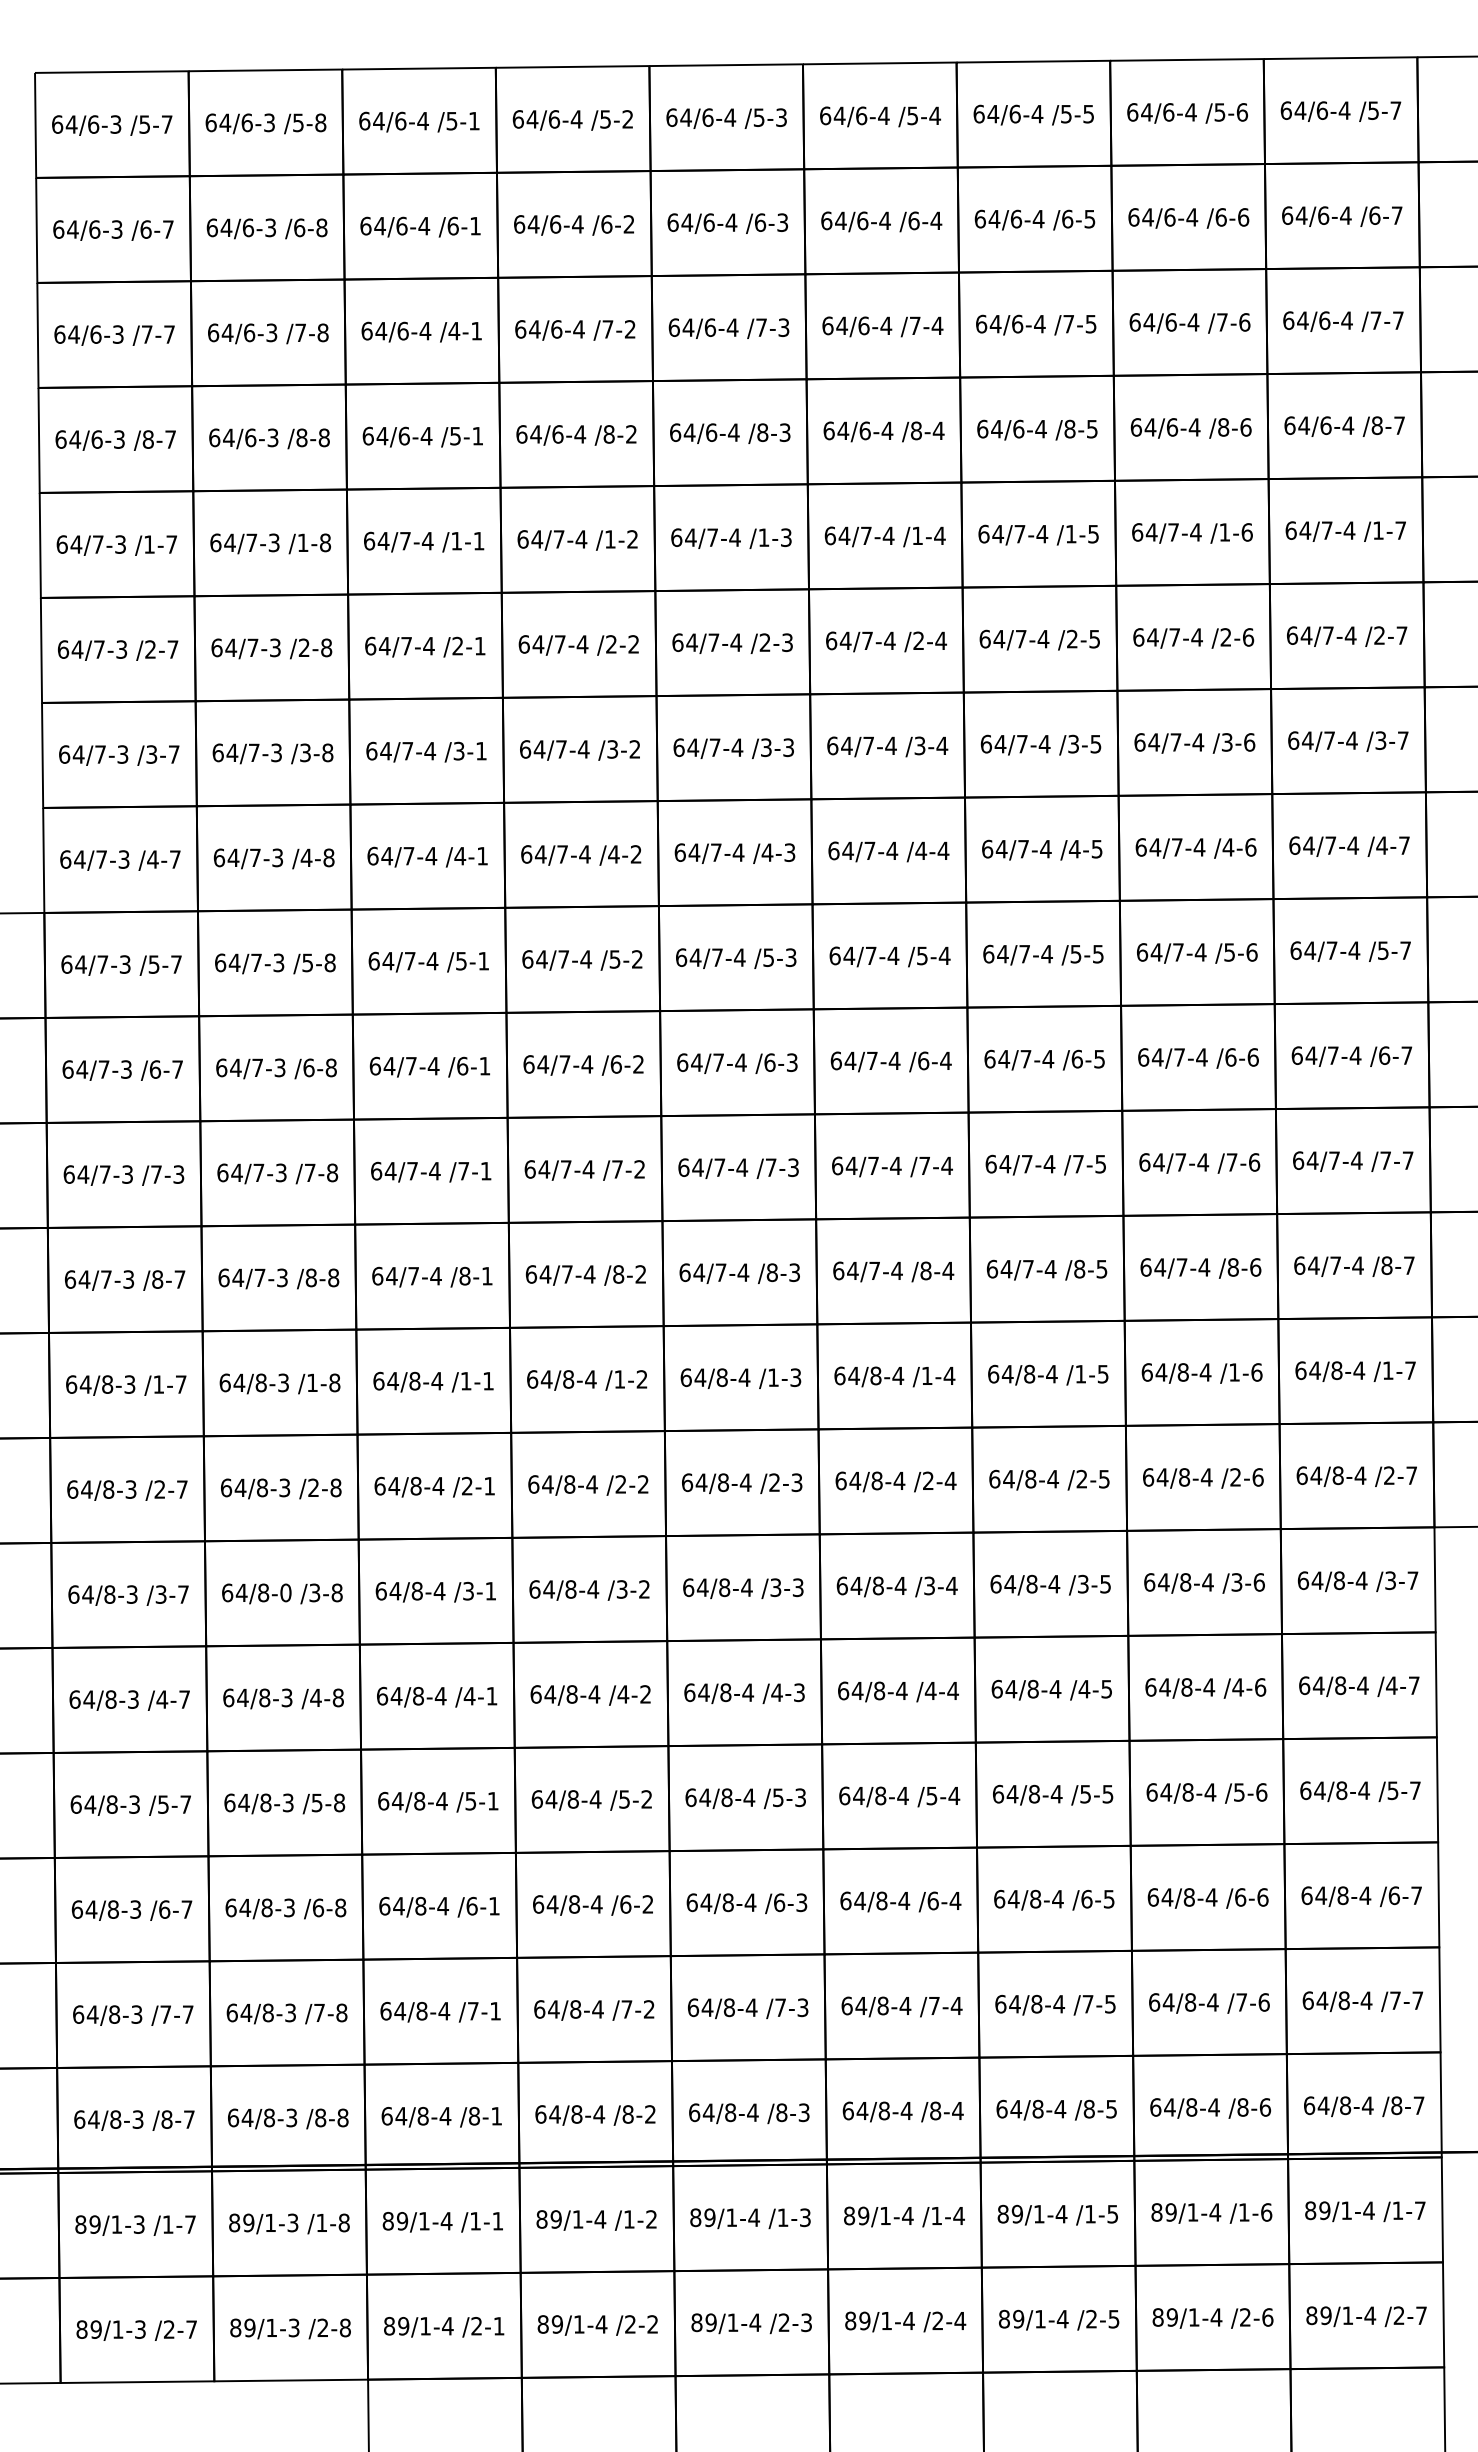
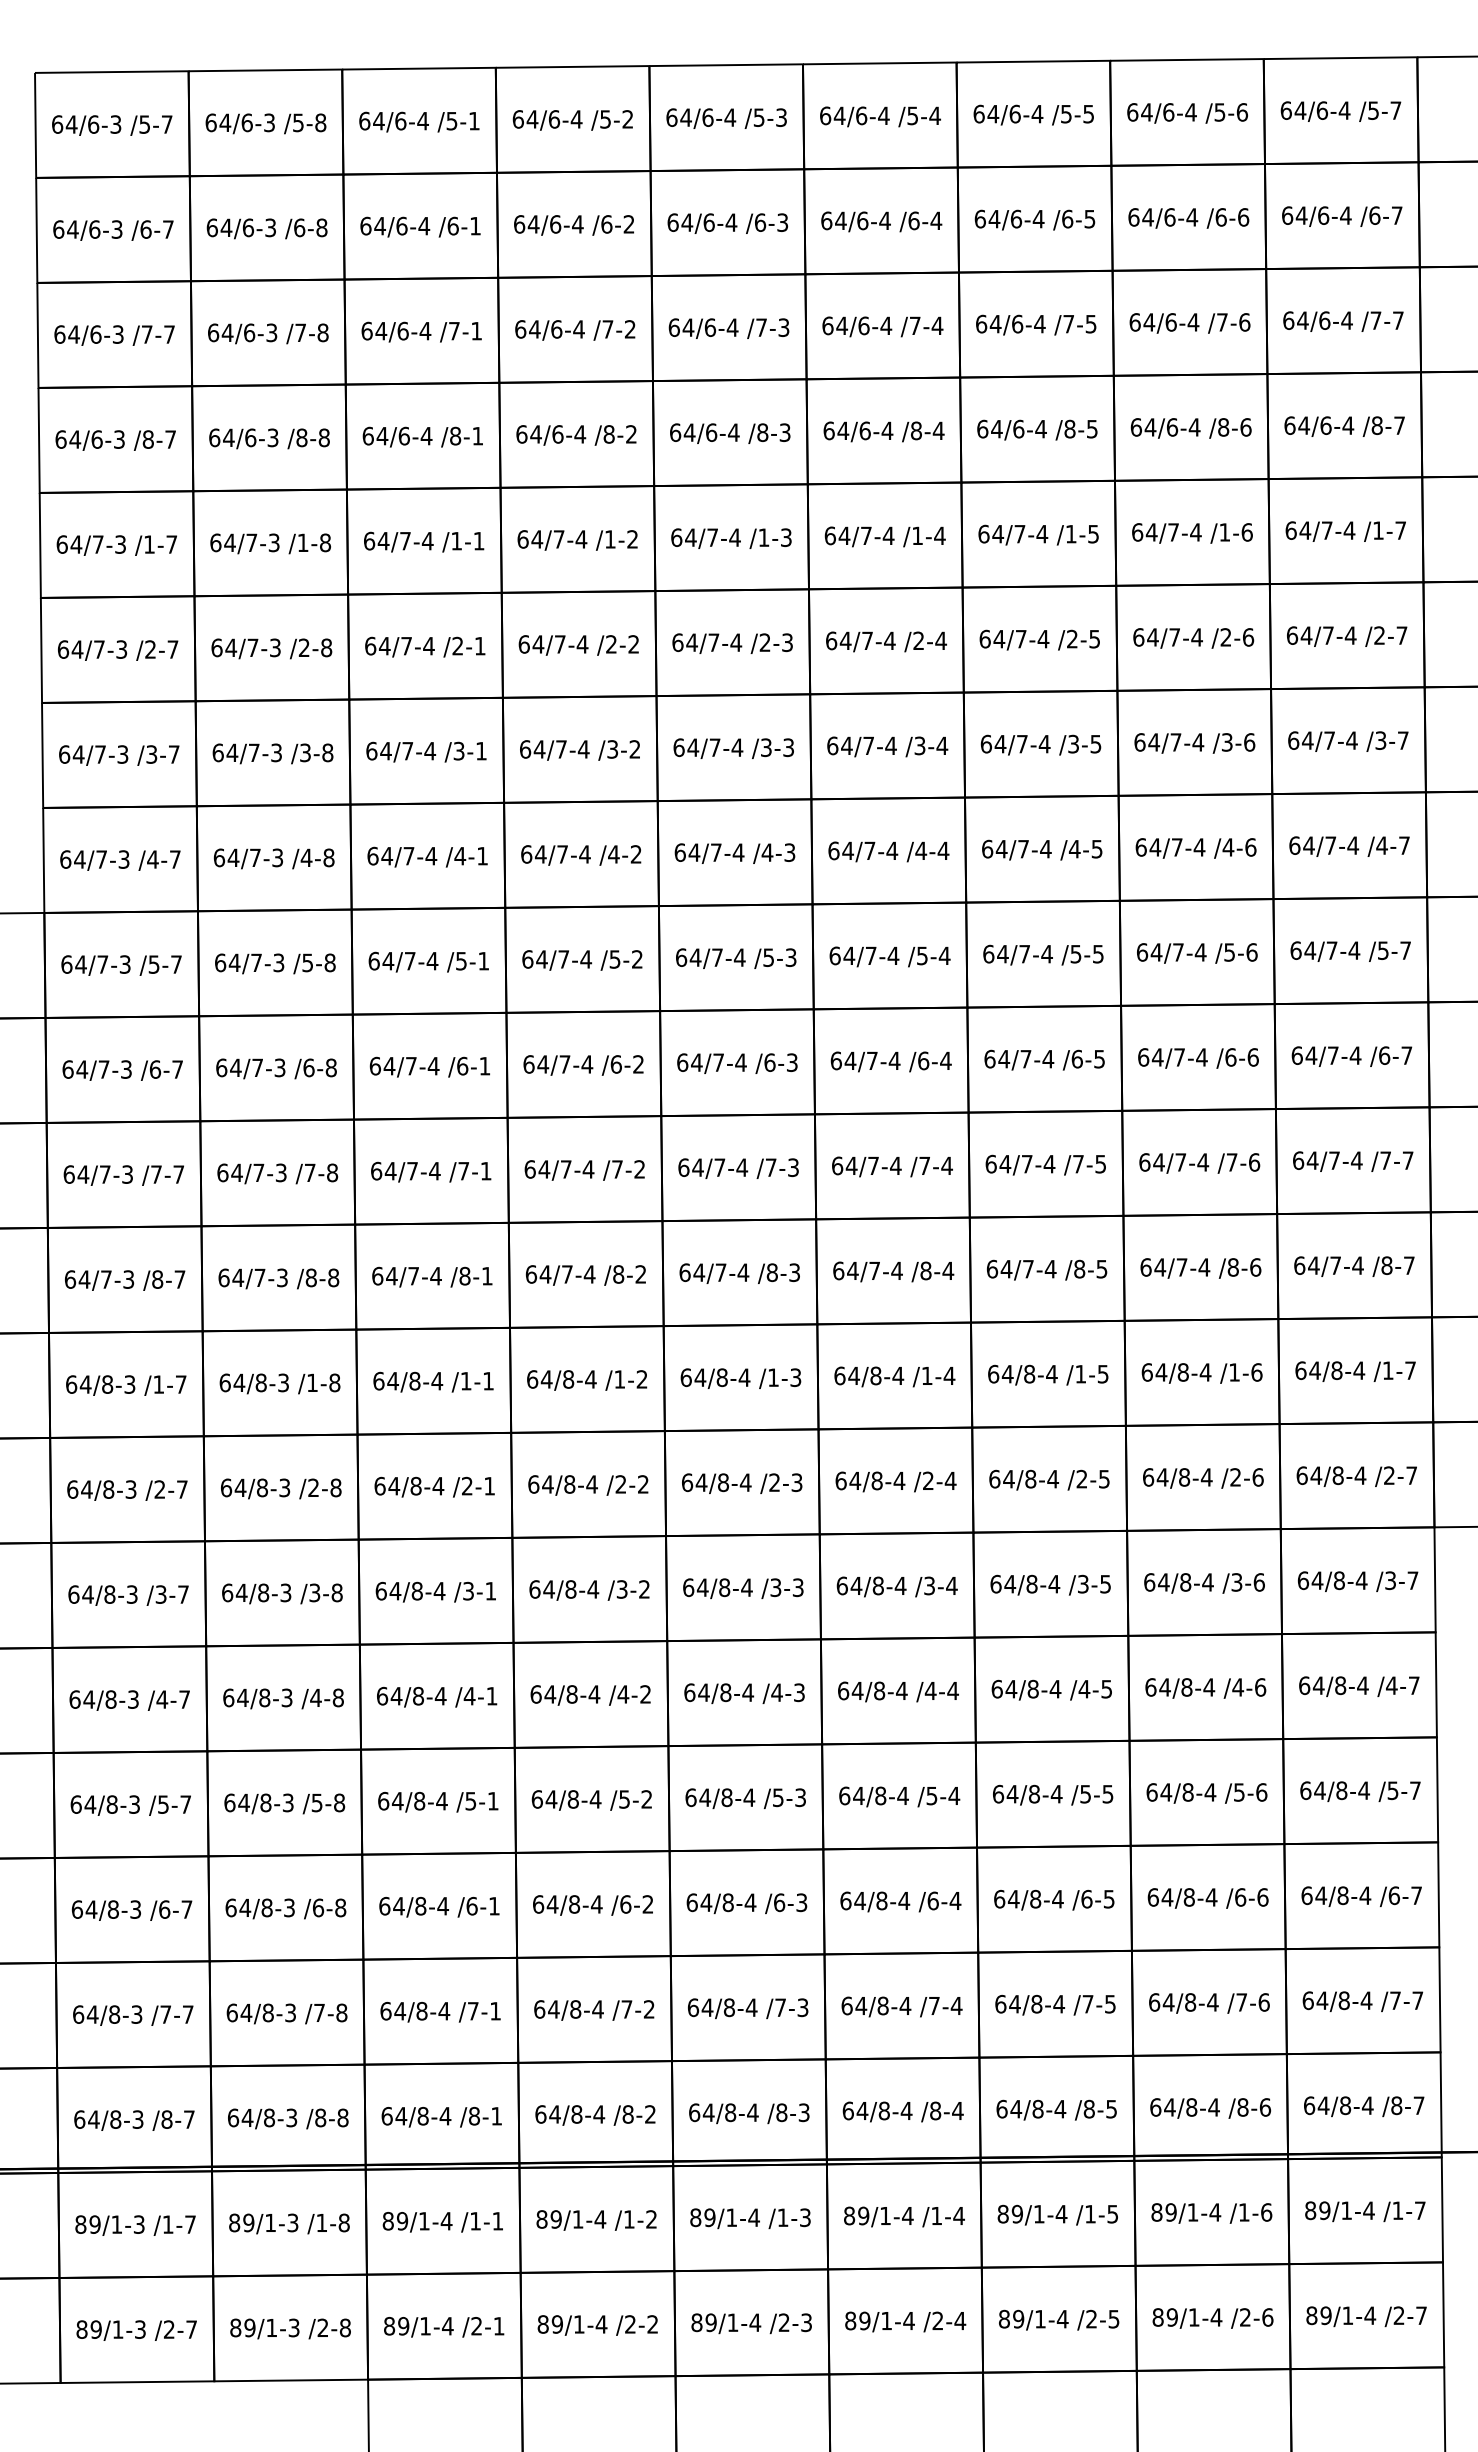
text: /4-1 -> /7-1 (454, 331)
text: /5-1 -> /8-1 (455, 435)
text: /7-3 -> /7-7 (178, 1174)
text: 64/8-0 -> 64/8-3 (285, 1592)
